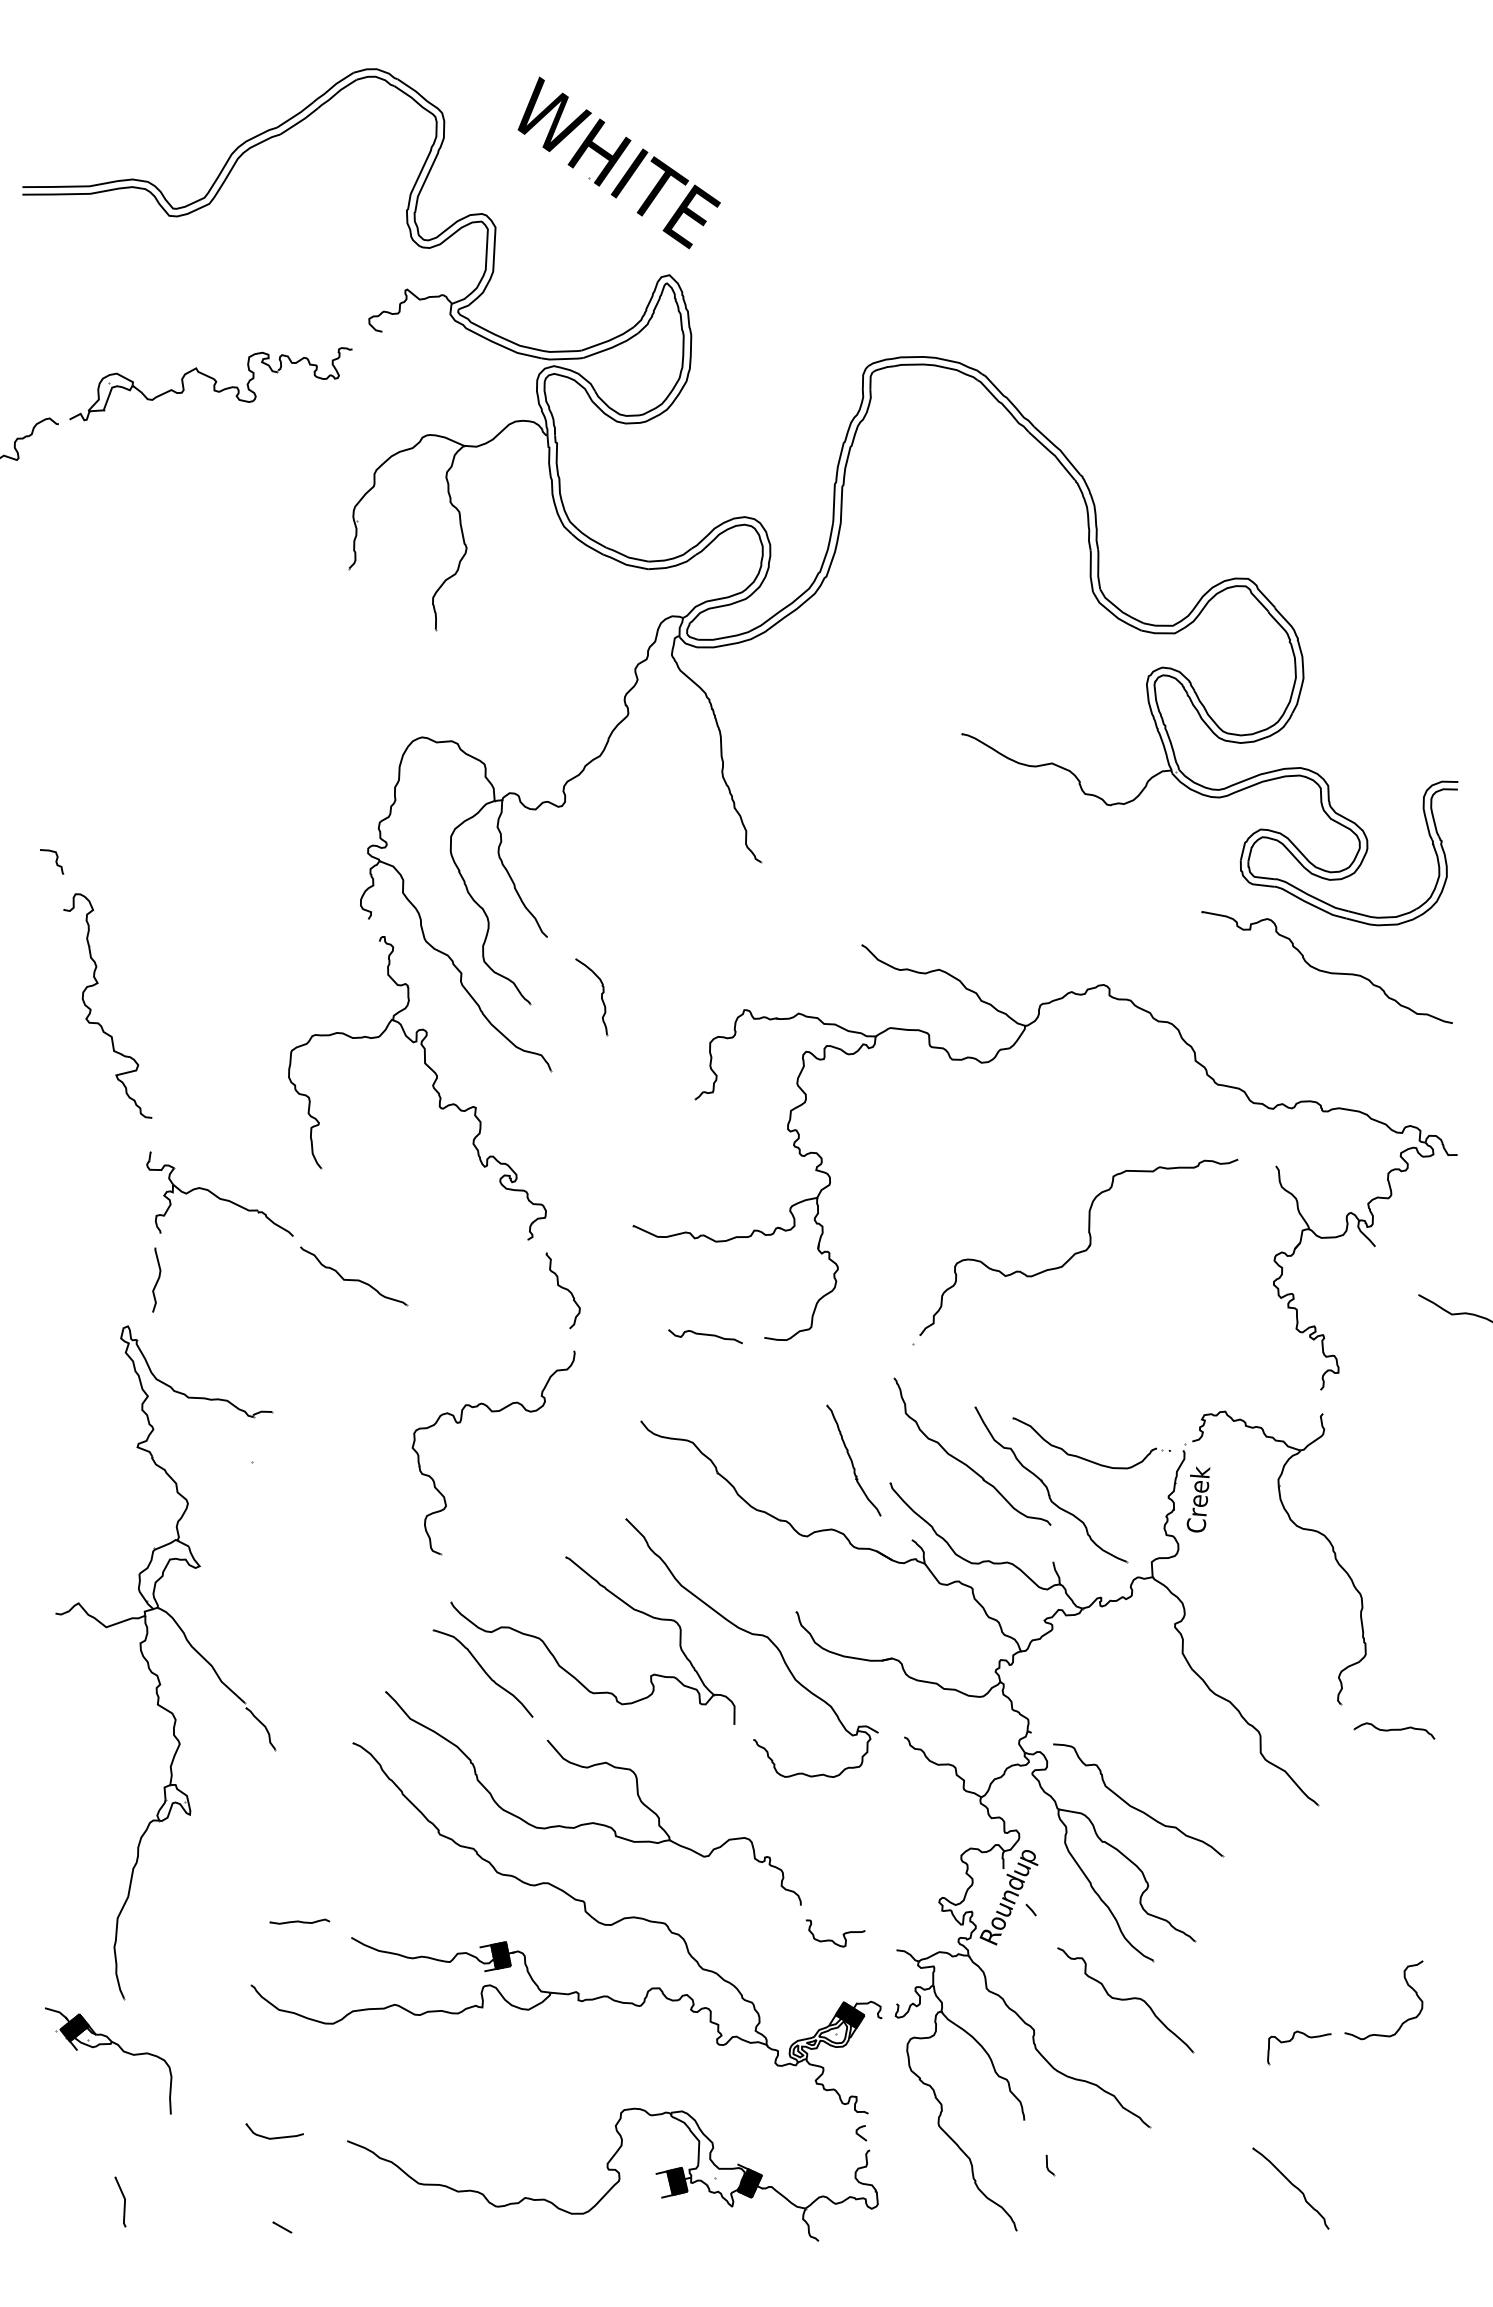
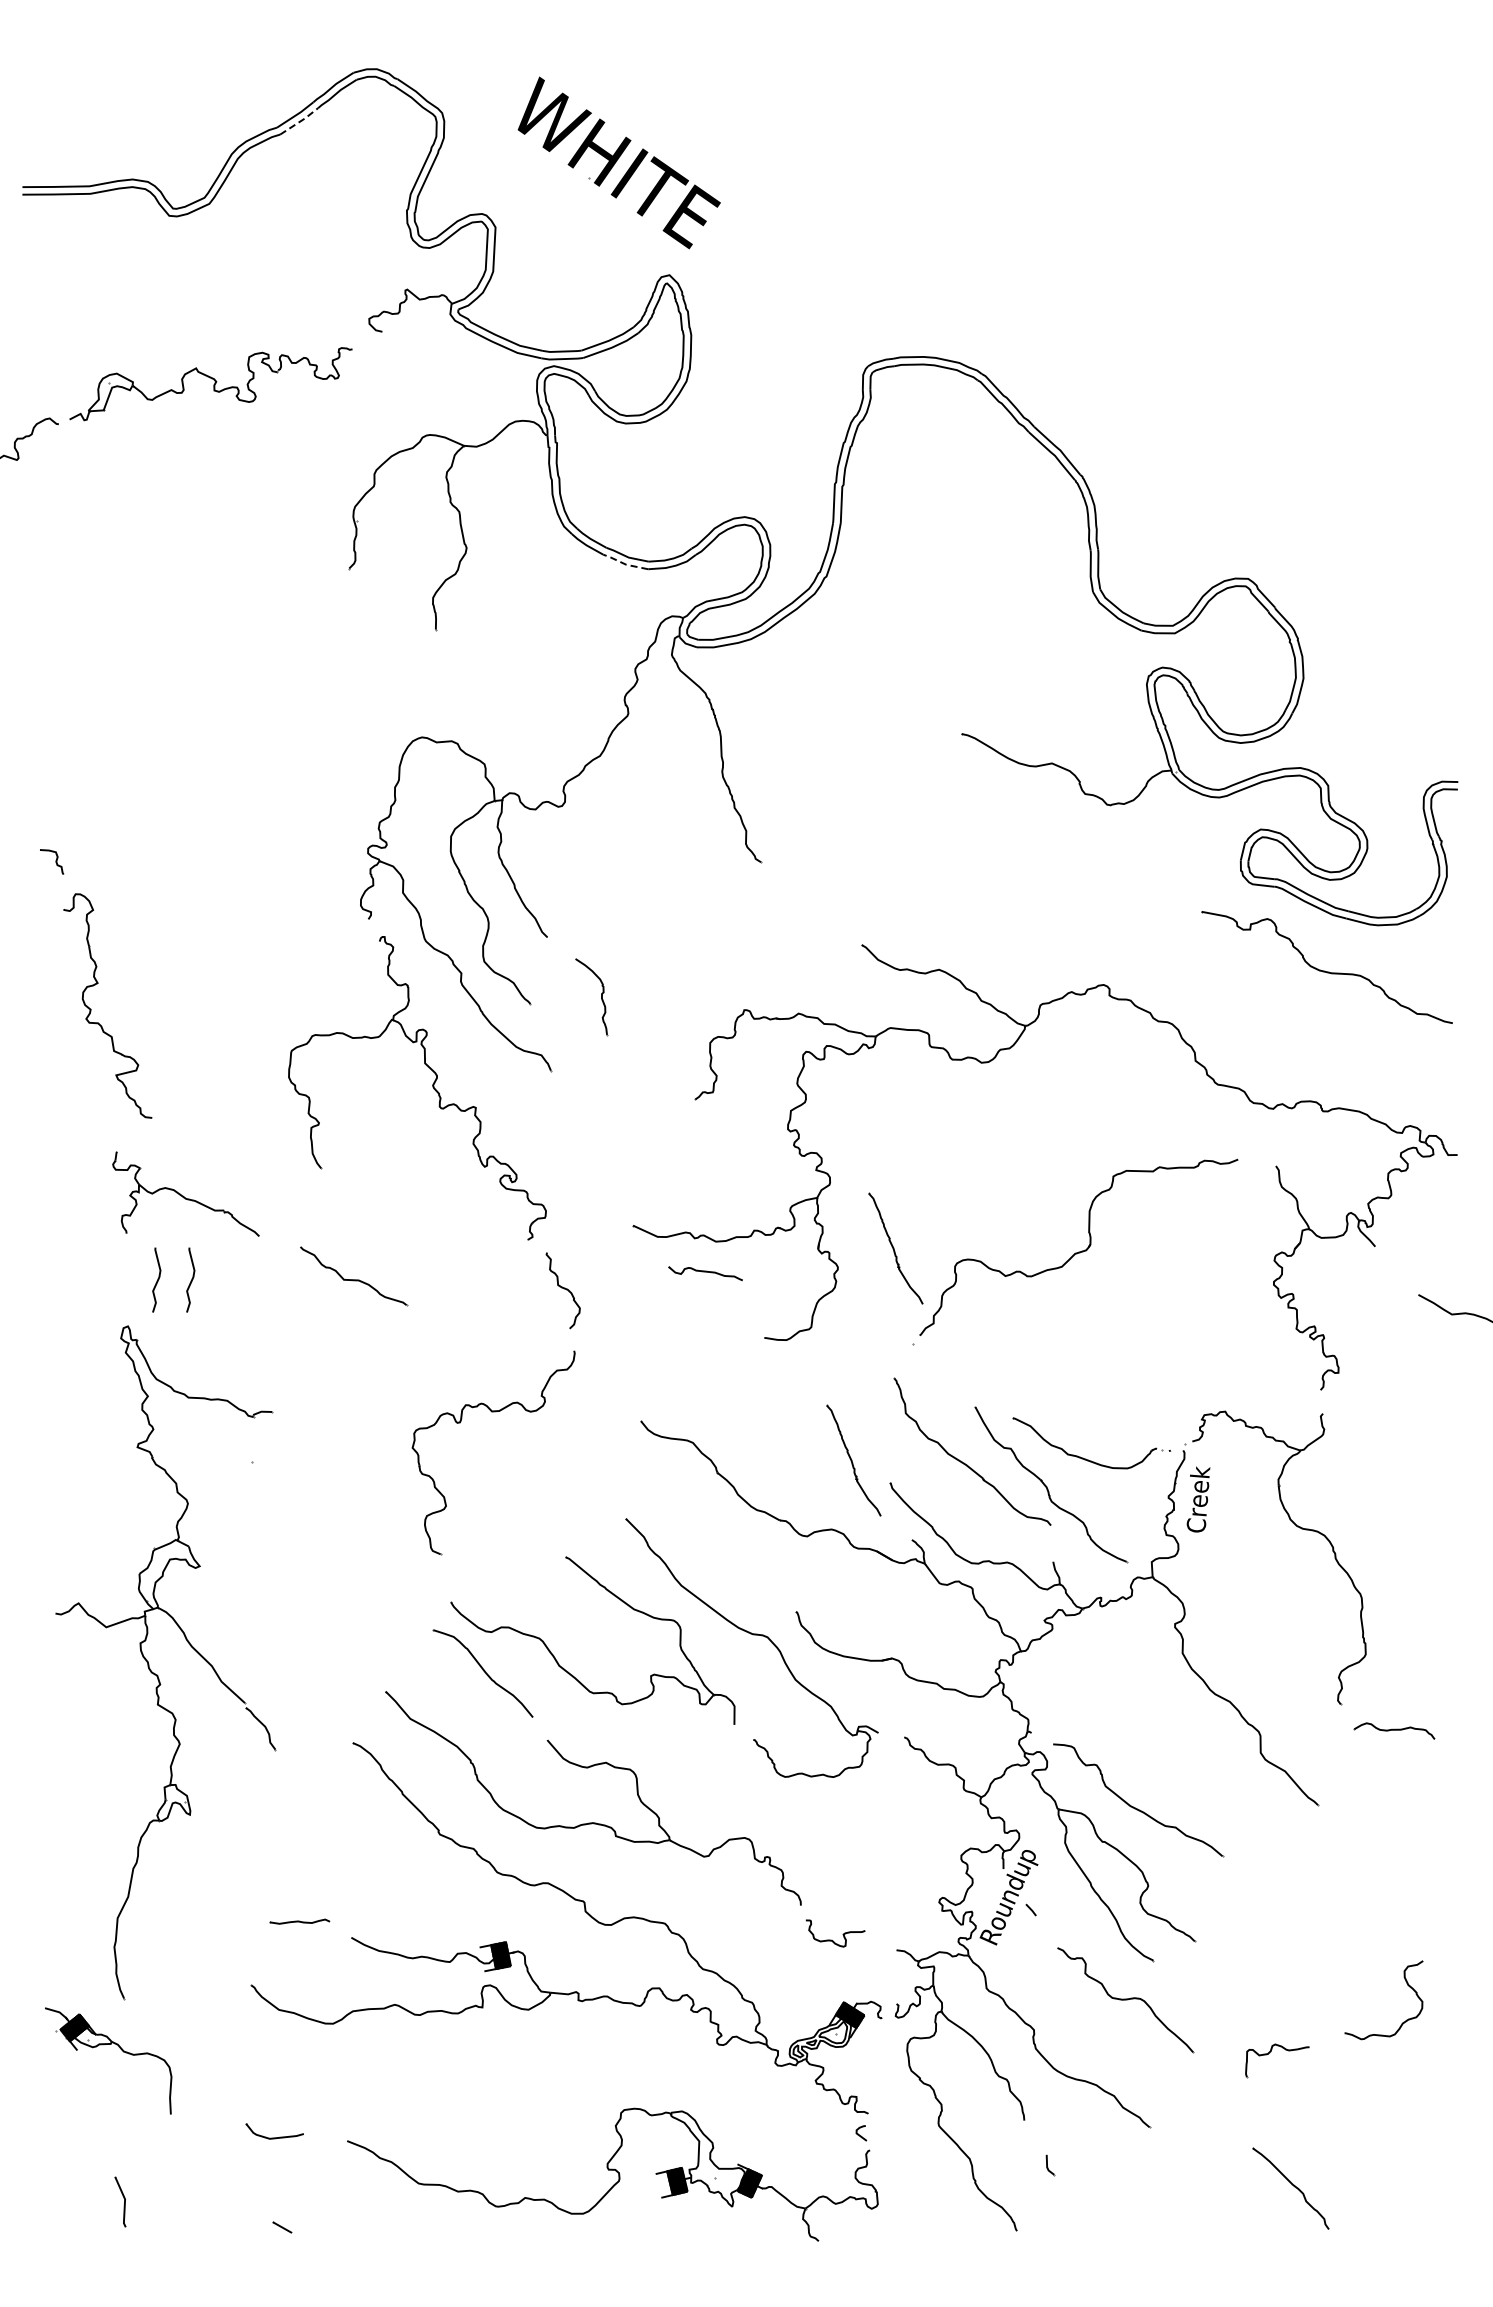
line: solid -> dashed (300, 121)
line: solid -> dashed (624, 563)
part position: (219, 1193) -> (185, 1193) (185, 1193)
part: none -> present (895, 1248)
curve: none -> present (191, 1279)
part position: (705, 1336) -> (705, 1273) (705, 1273)
part position: (1292, 2039) -> (1270, 2052) (1270, 2052)
